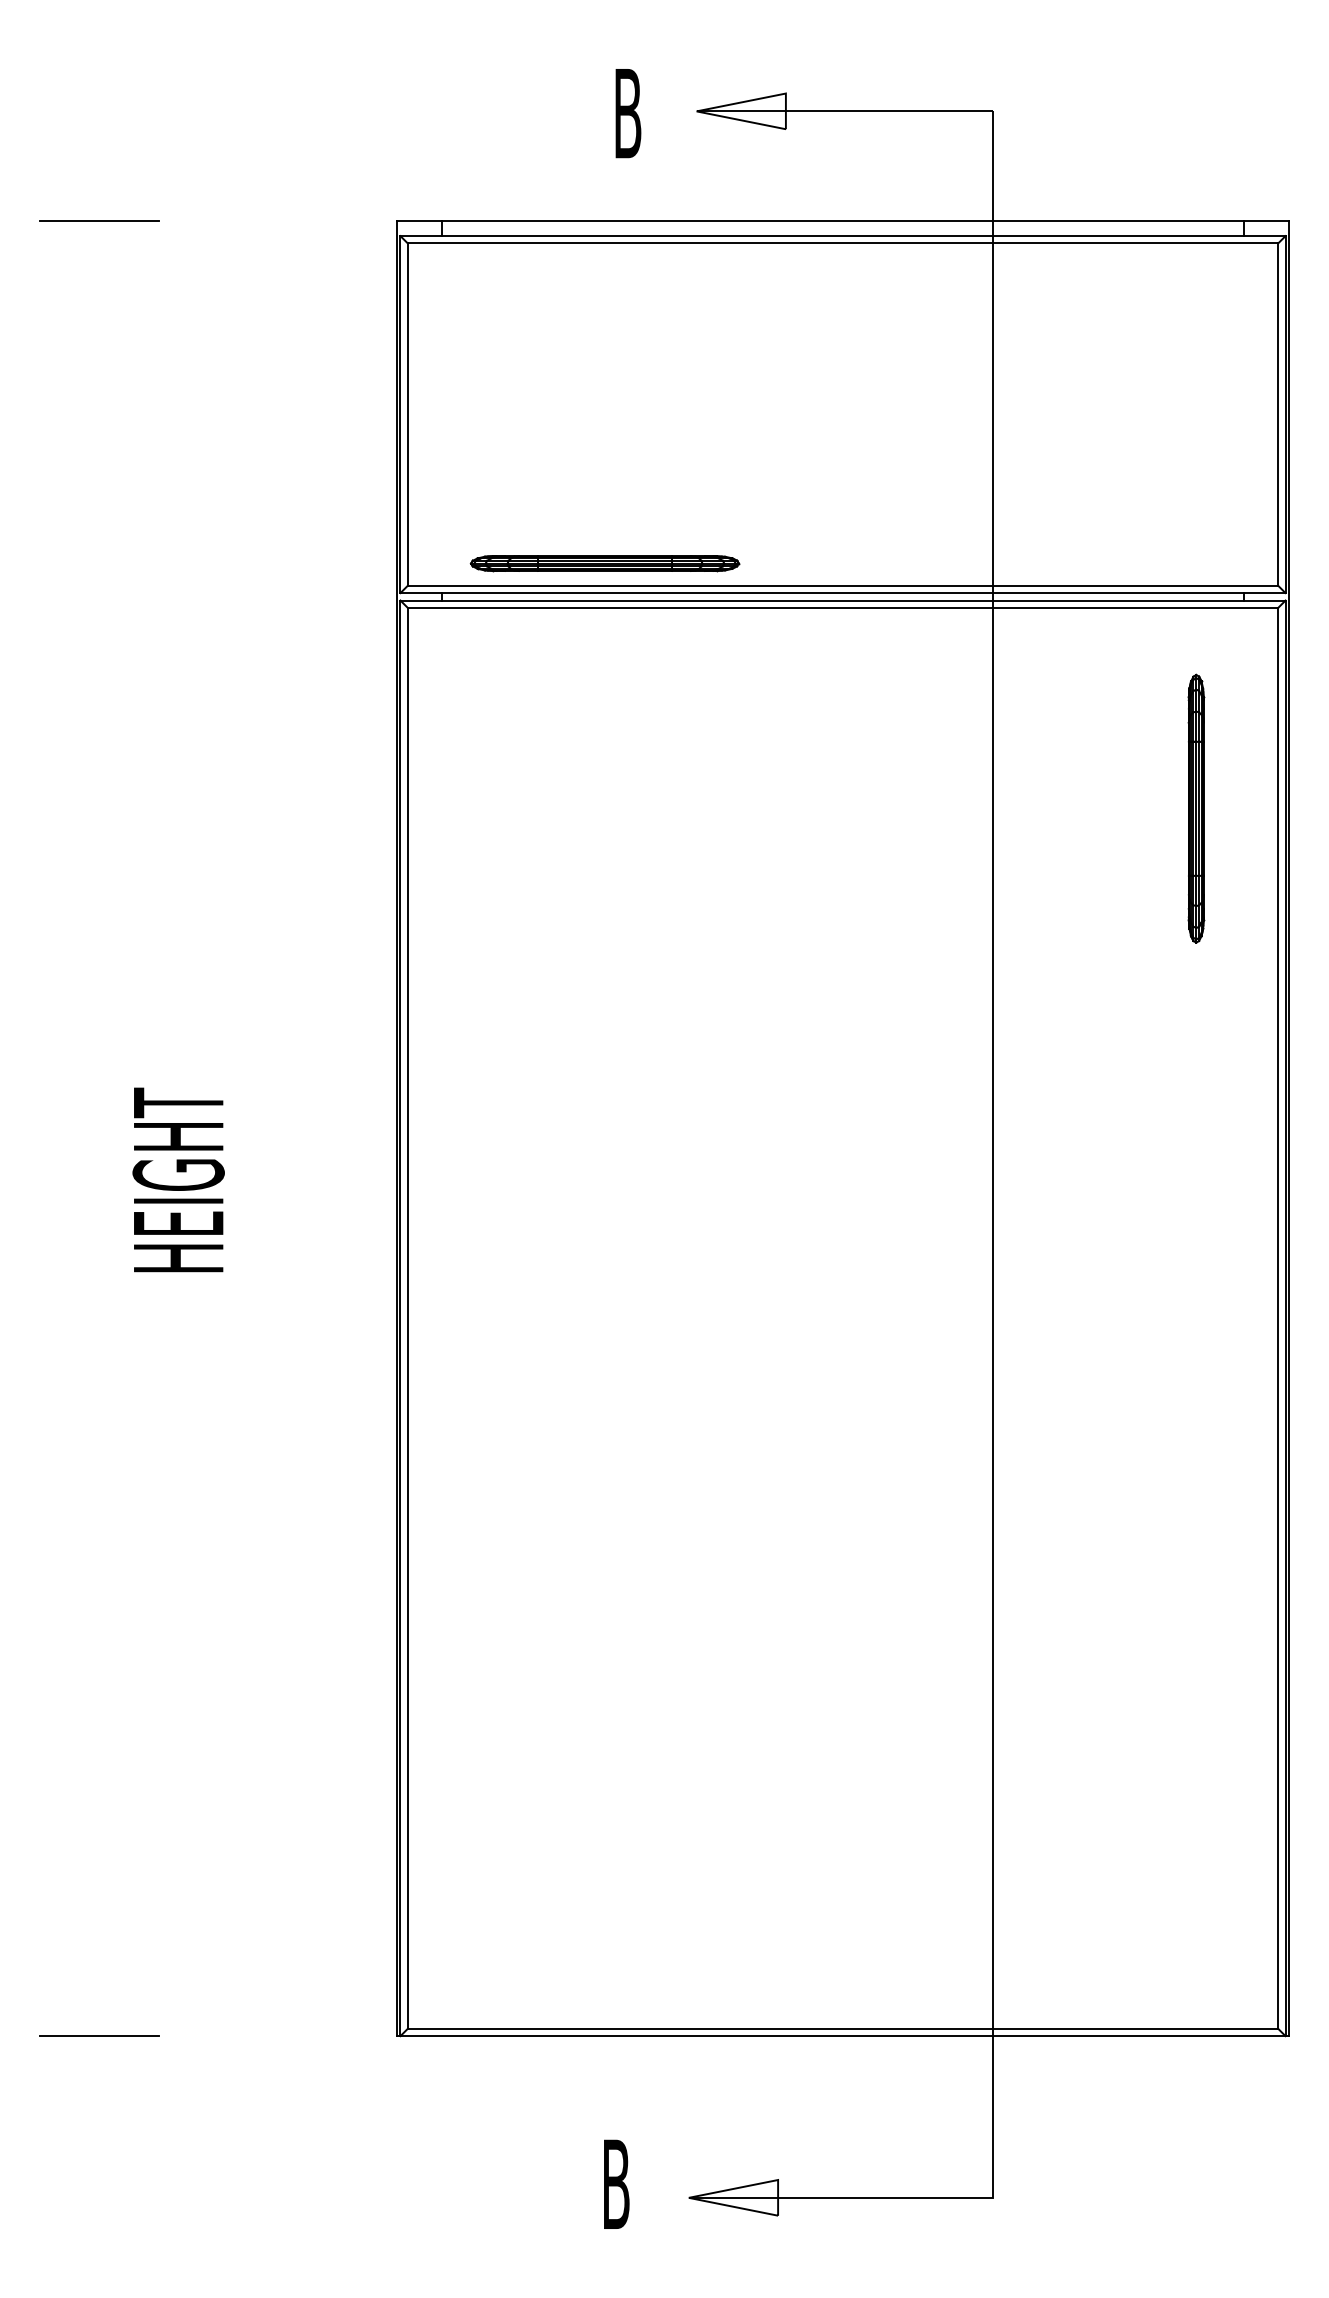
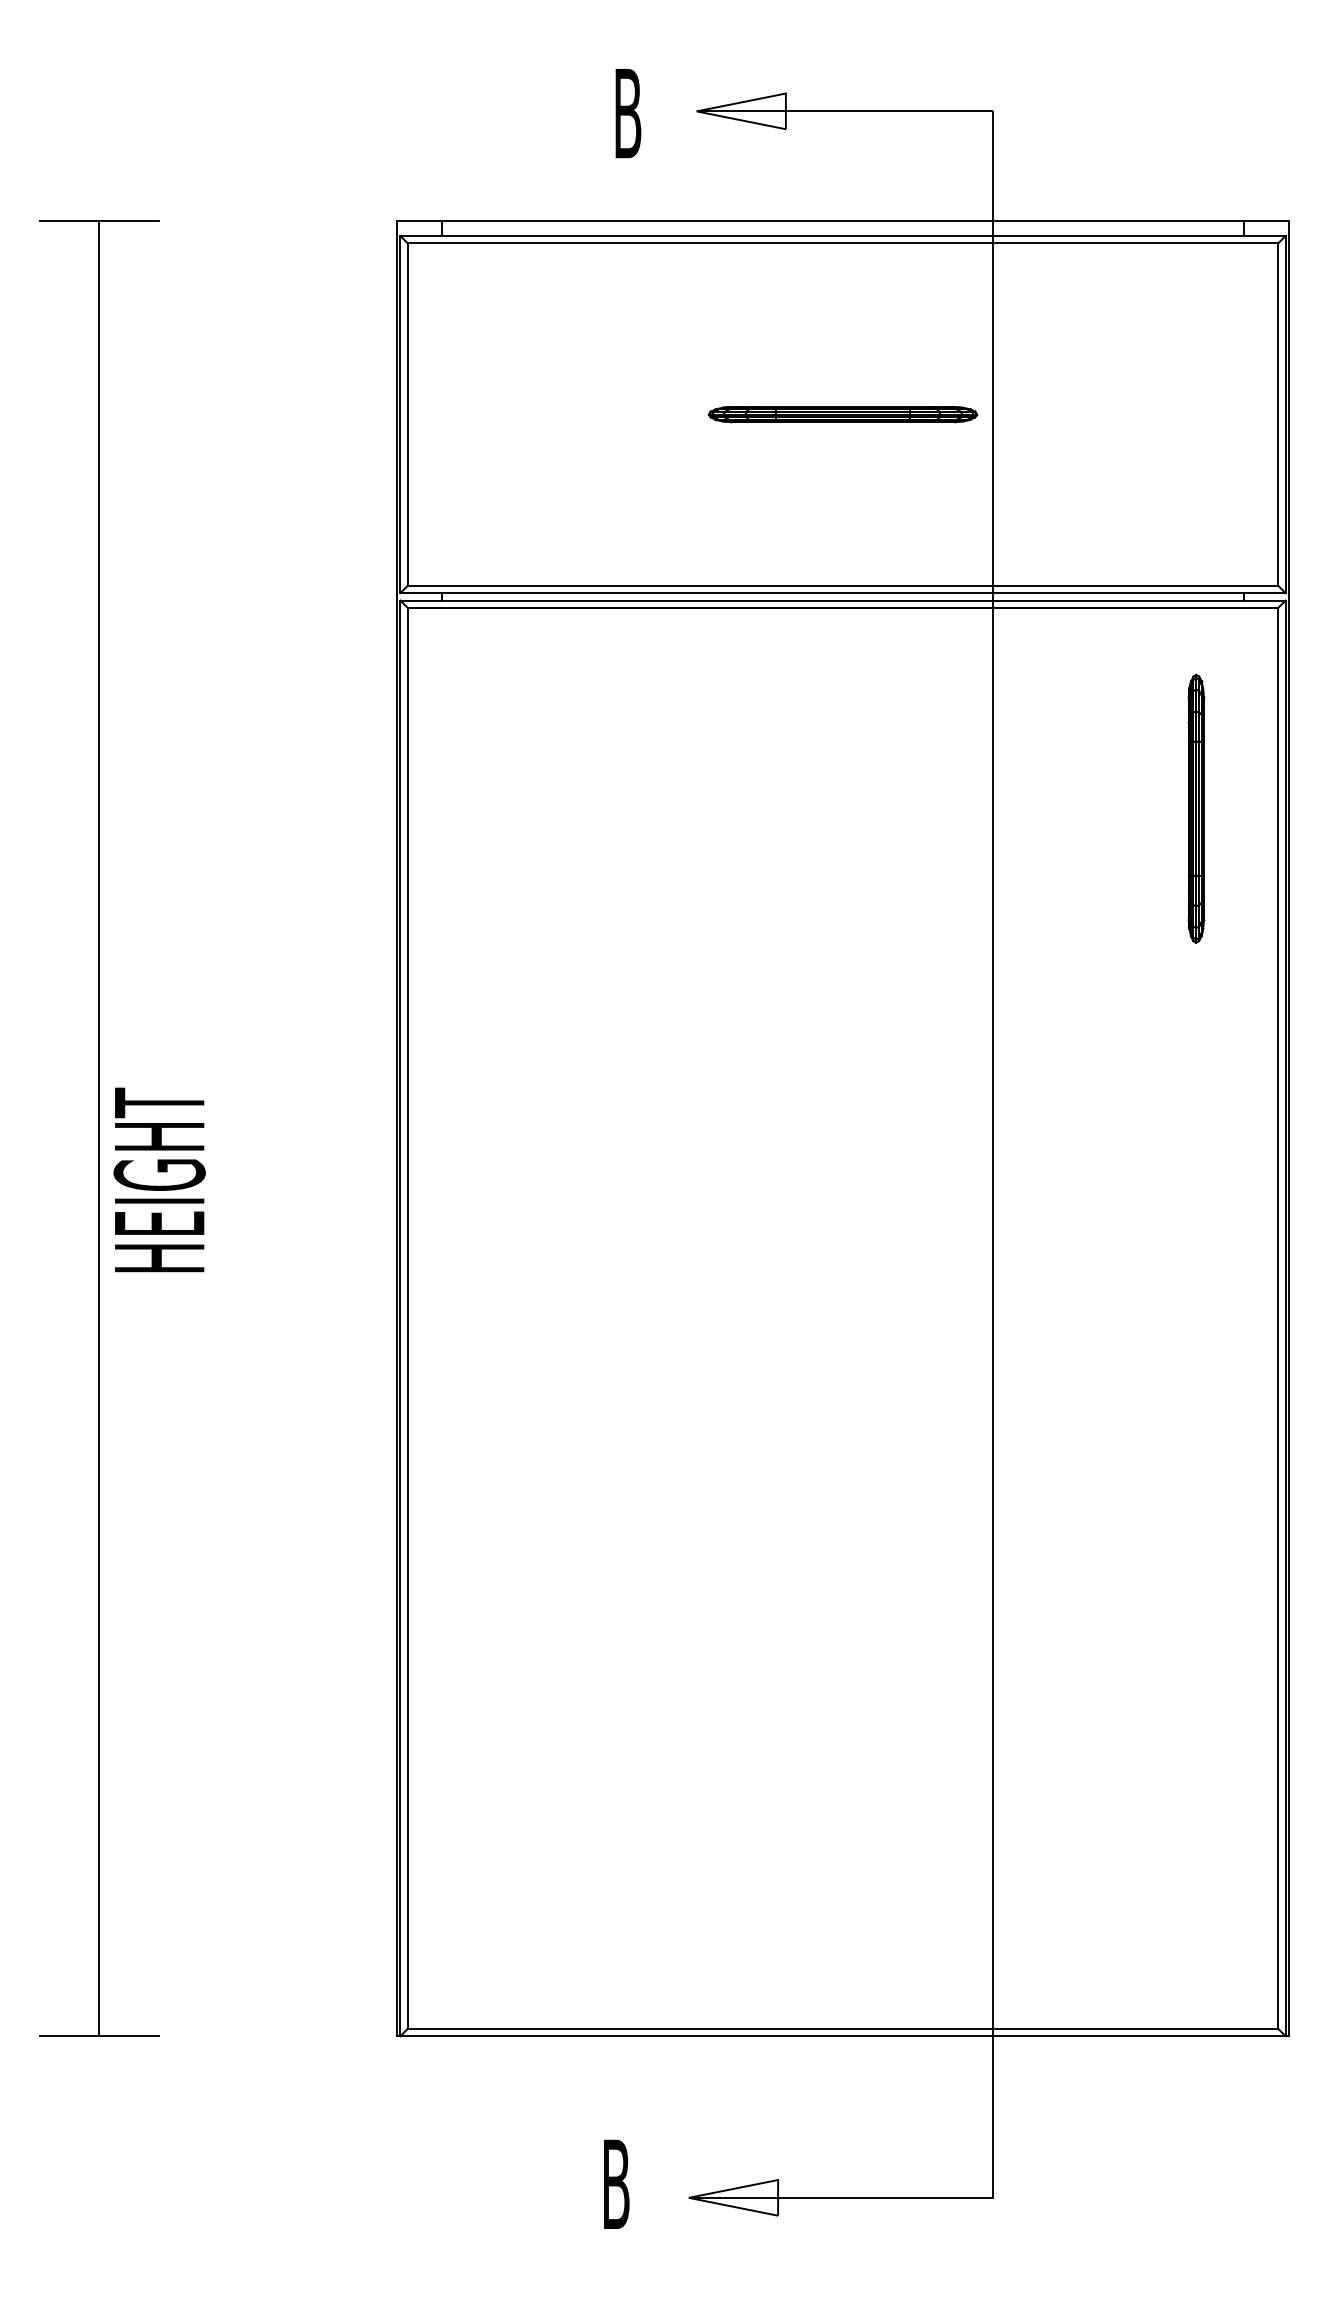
part position: (604, 563) -> (842, 414) (842, 414)
line: none -> present (99, 1128)
text position: (178, 1179) -> (159, 1179) (159, 1179)
